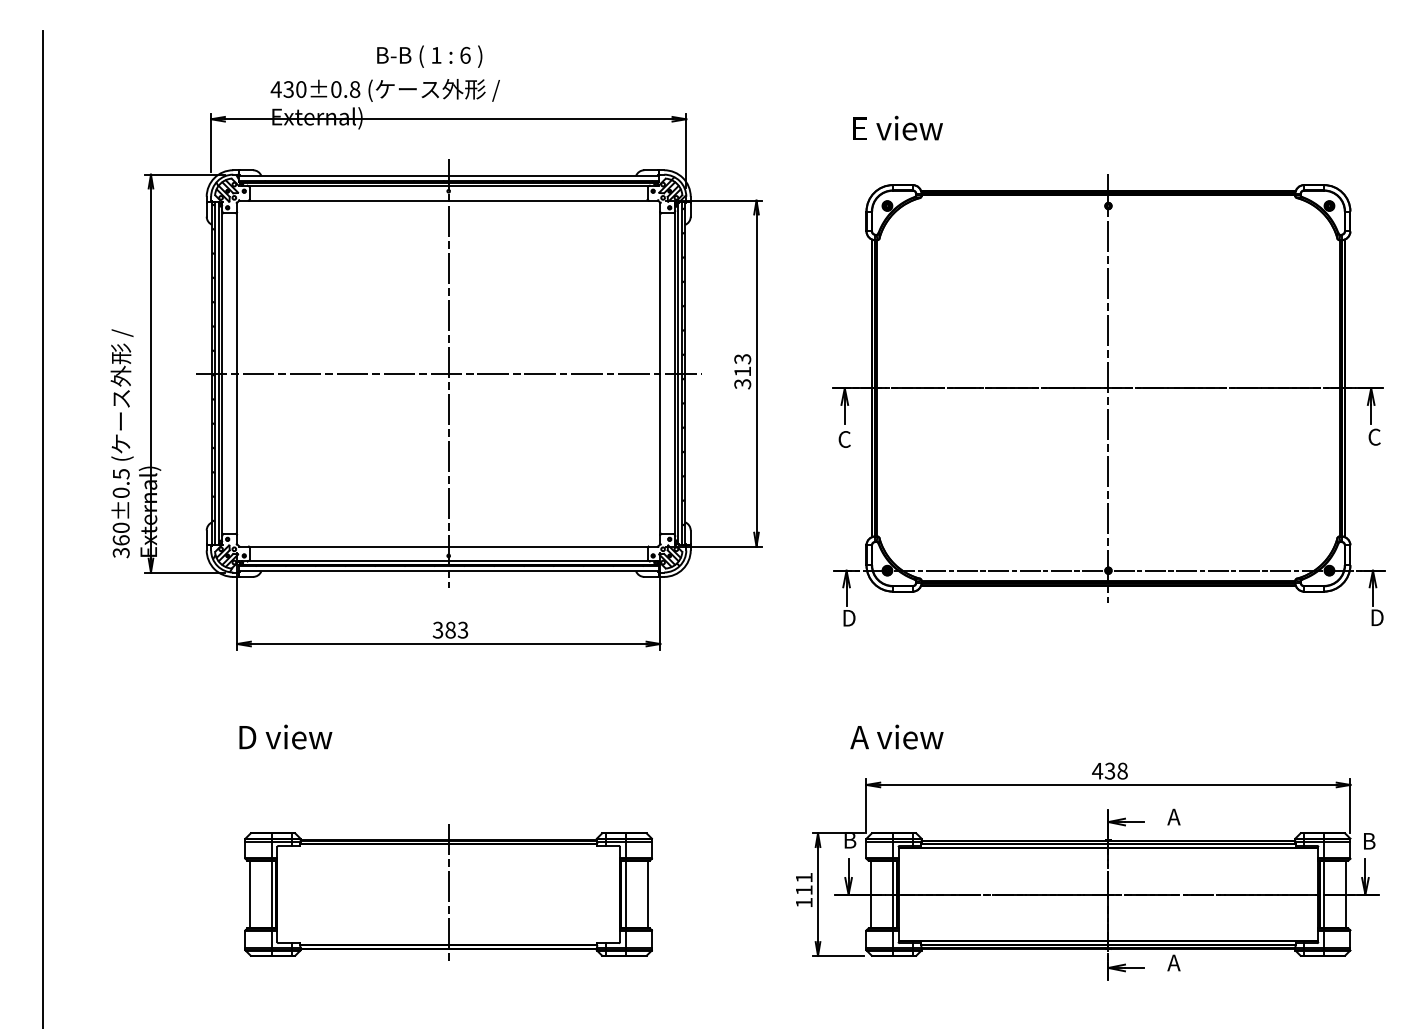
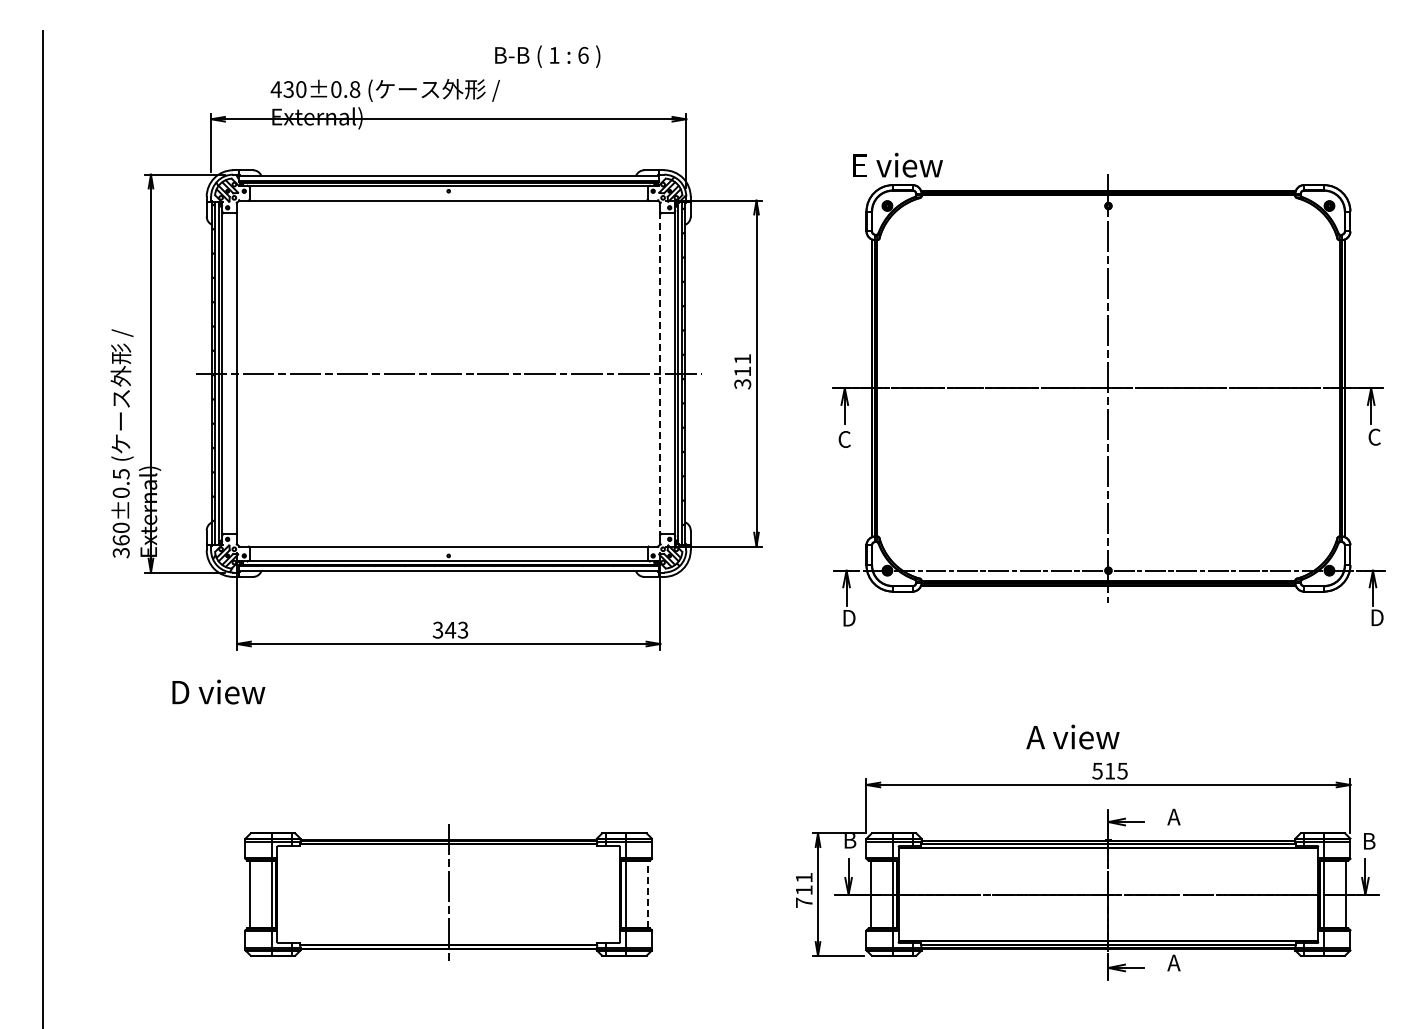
text position: (429, 56) -> (547, 56) (547, 56)
text position: (897, 127) -> (897, 164) (897, 164)
text: 313 -> 311 (742, 359)
line: present -> none (448, 373)
line: solid -> dashed (660, 374)
text: 383 -> 343 (450, 629)
text position: (285, 736) -> (218, 691) (218, 691)
text position: (896, 736) -> (1072, 736) (1072, 736)
text: 438 -> 515 (1109, 770)
line: solid -> dashed (647, 894)
text: 111 -> 711 (804, 902)
